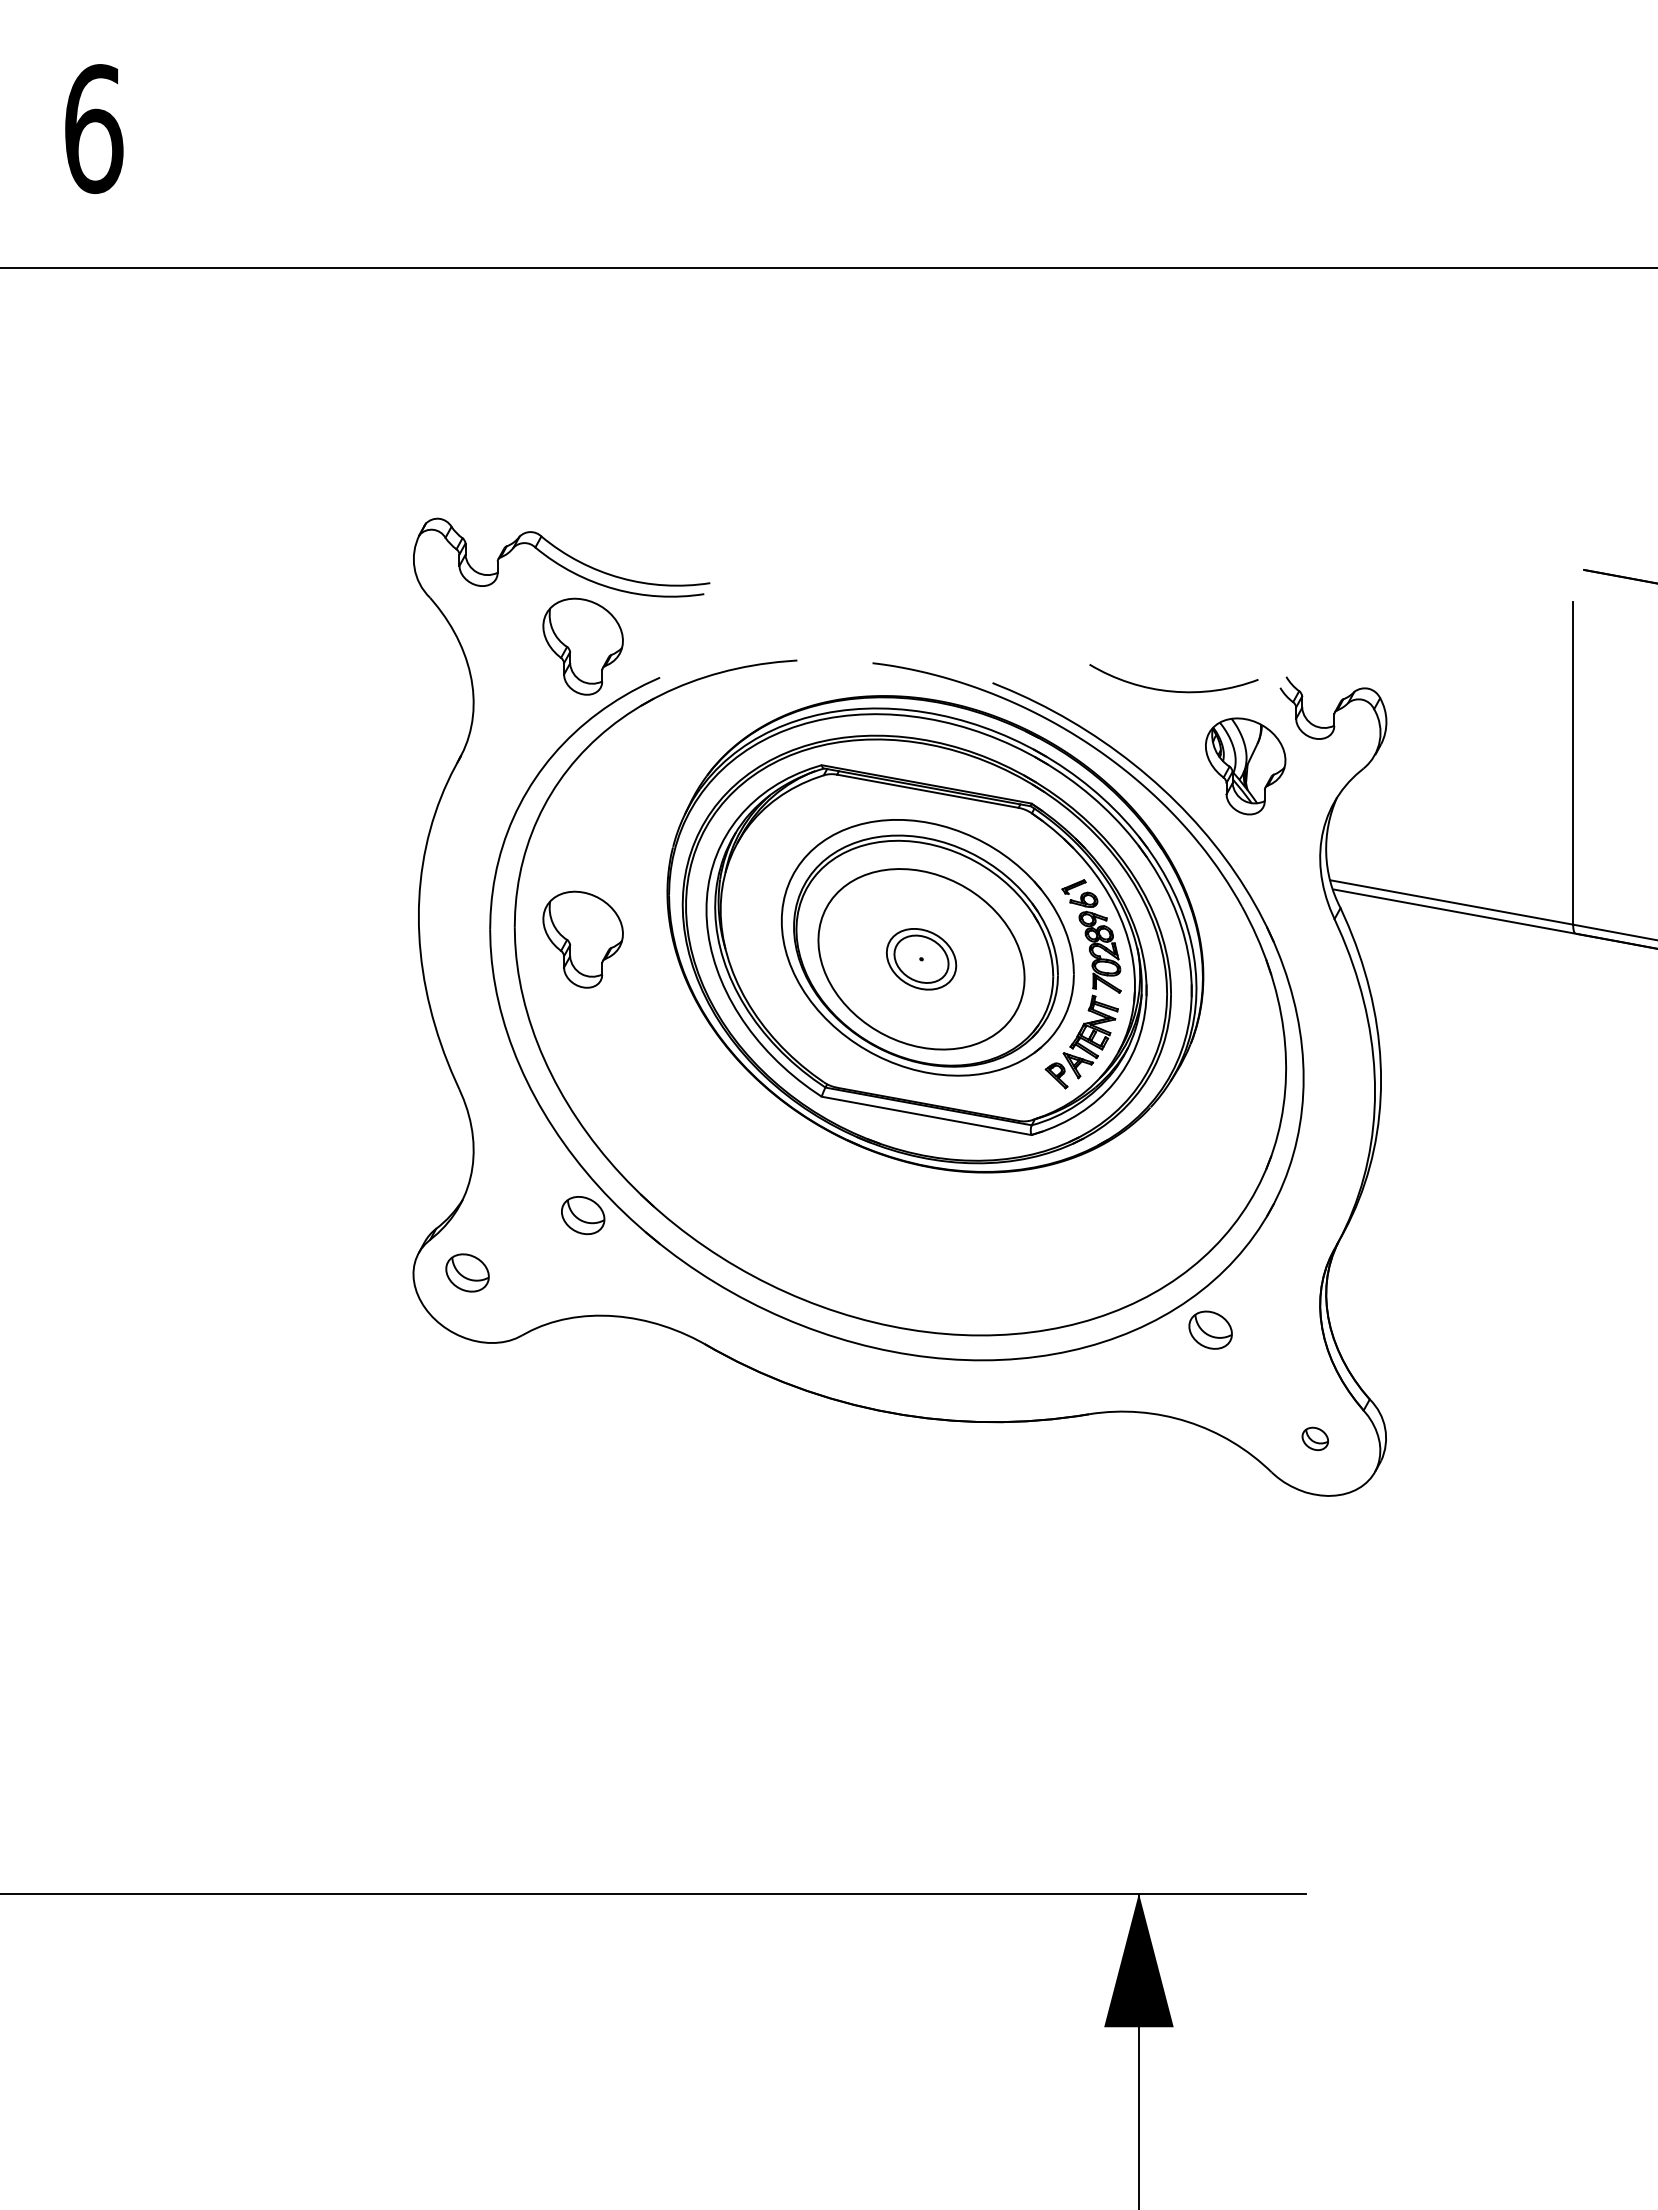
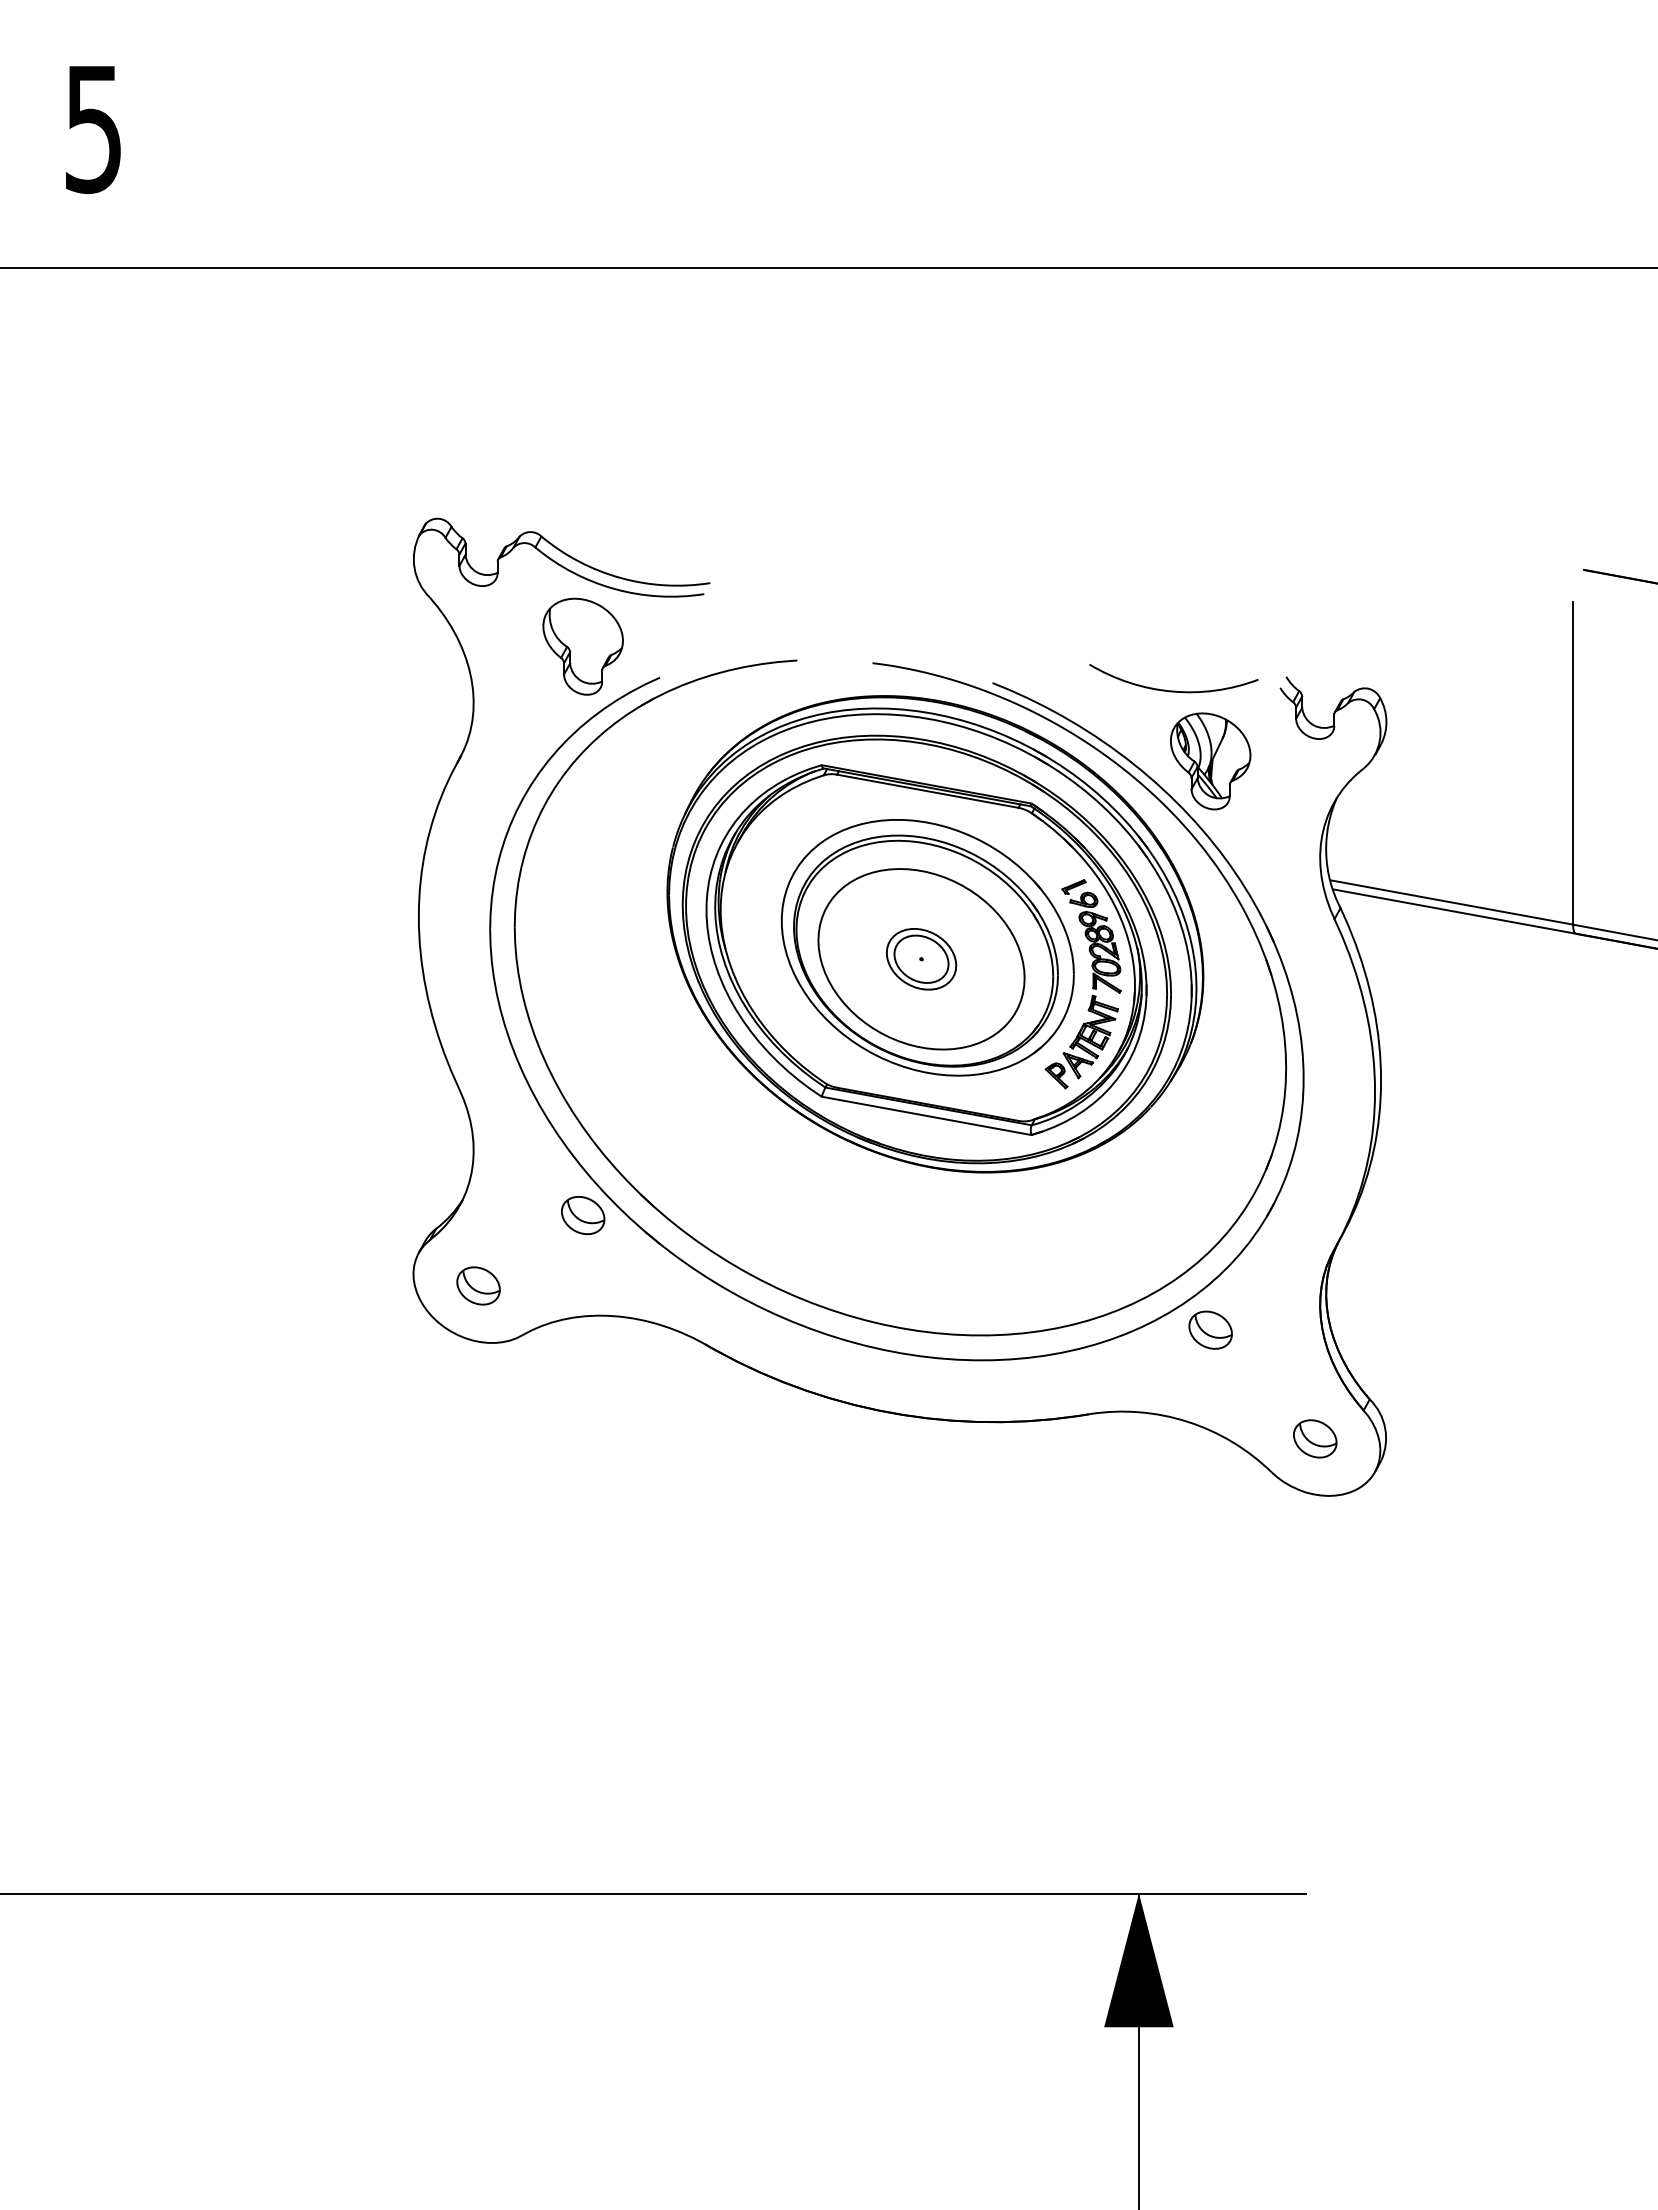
text: 6 -> 5 (94, 129)
part position: (1245, 766) -> (1210, 761) (1210, 761)
part: present -> none (582, 939)
part position: (467, 1272) -> (478, 1285) (478, 1285)
part size: 28x26 px -> 45x40 px (1315, 1438)
